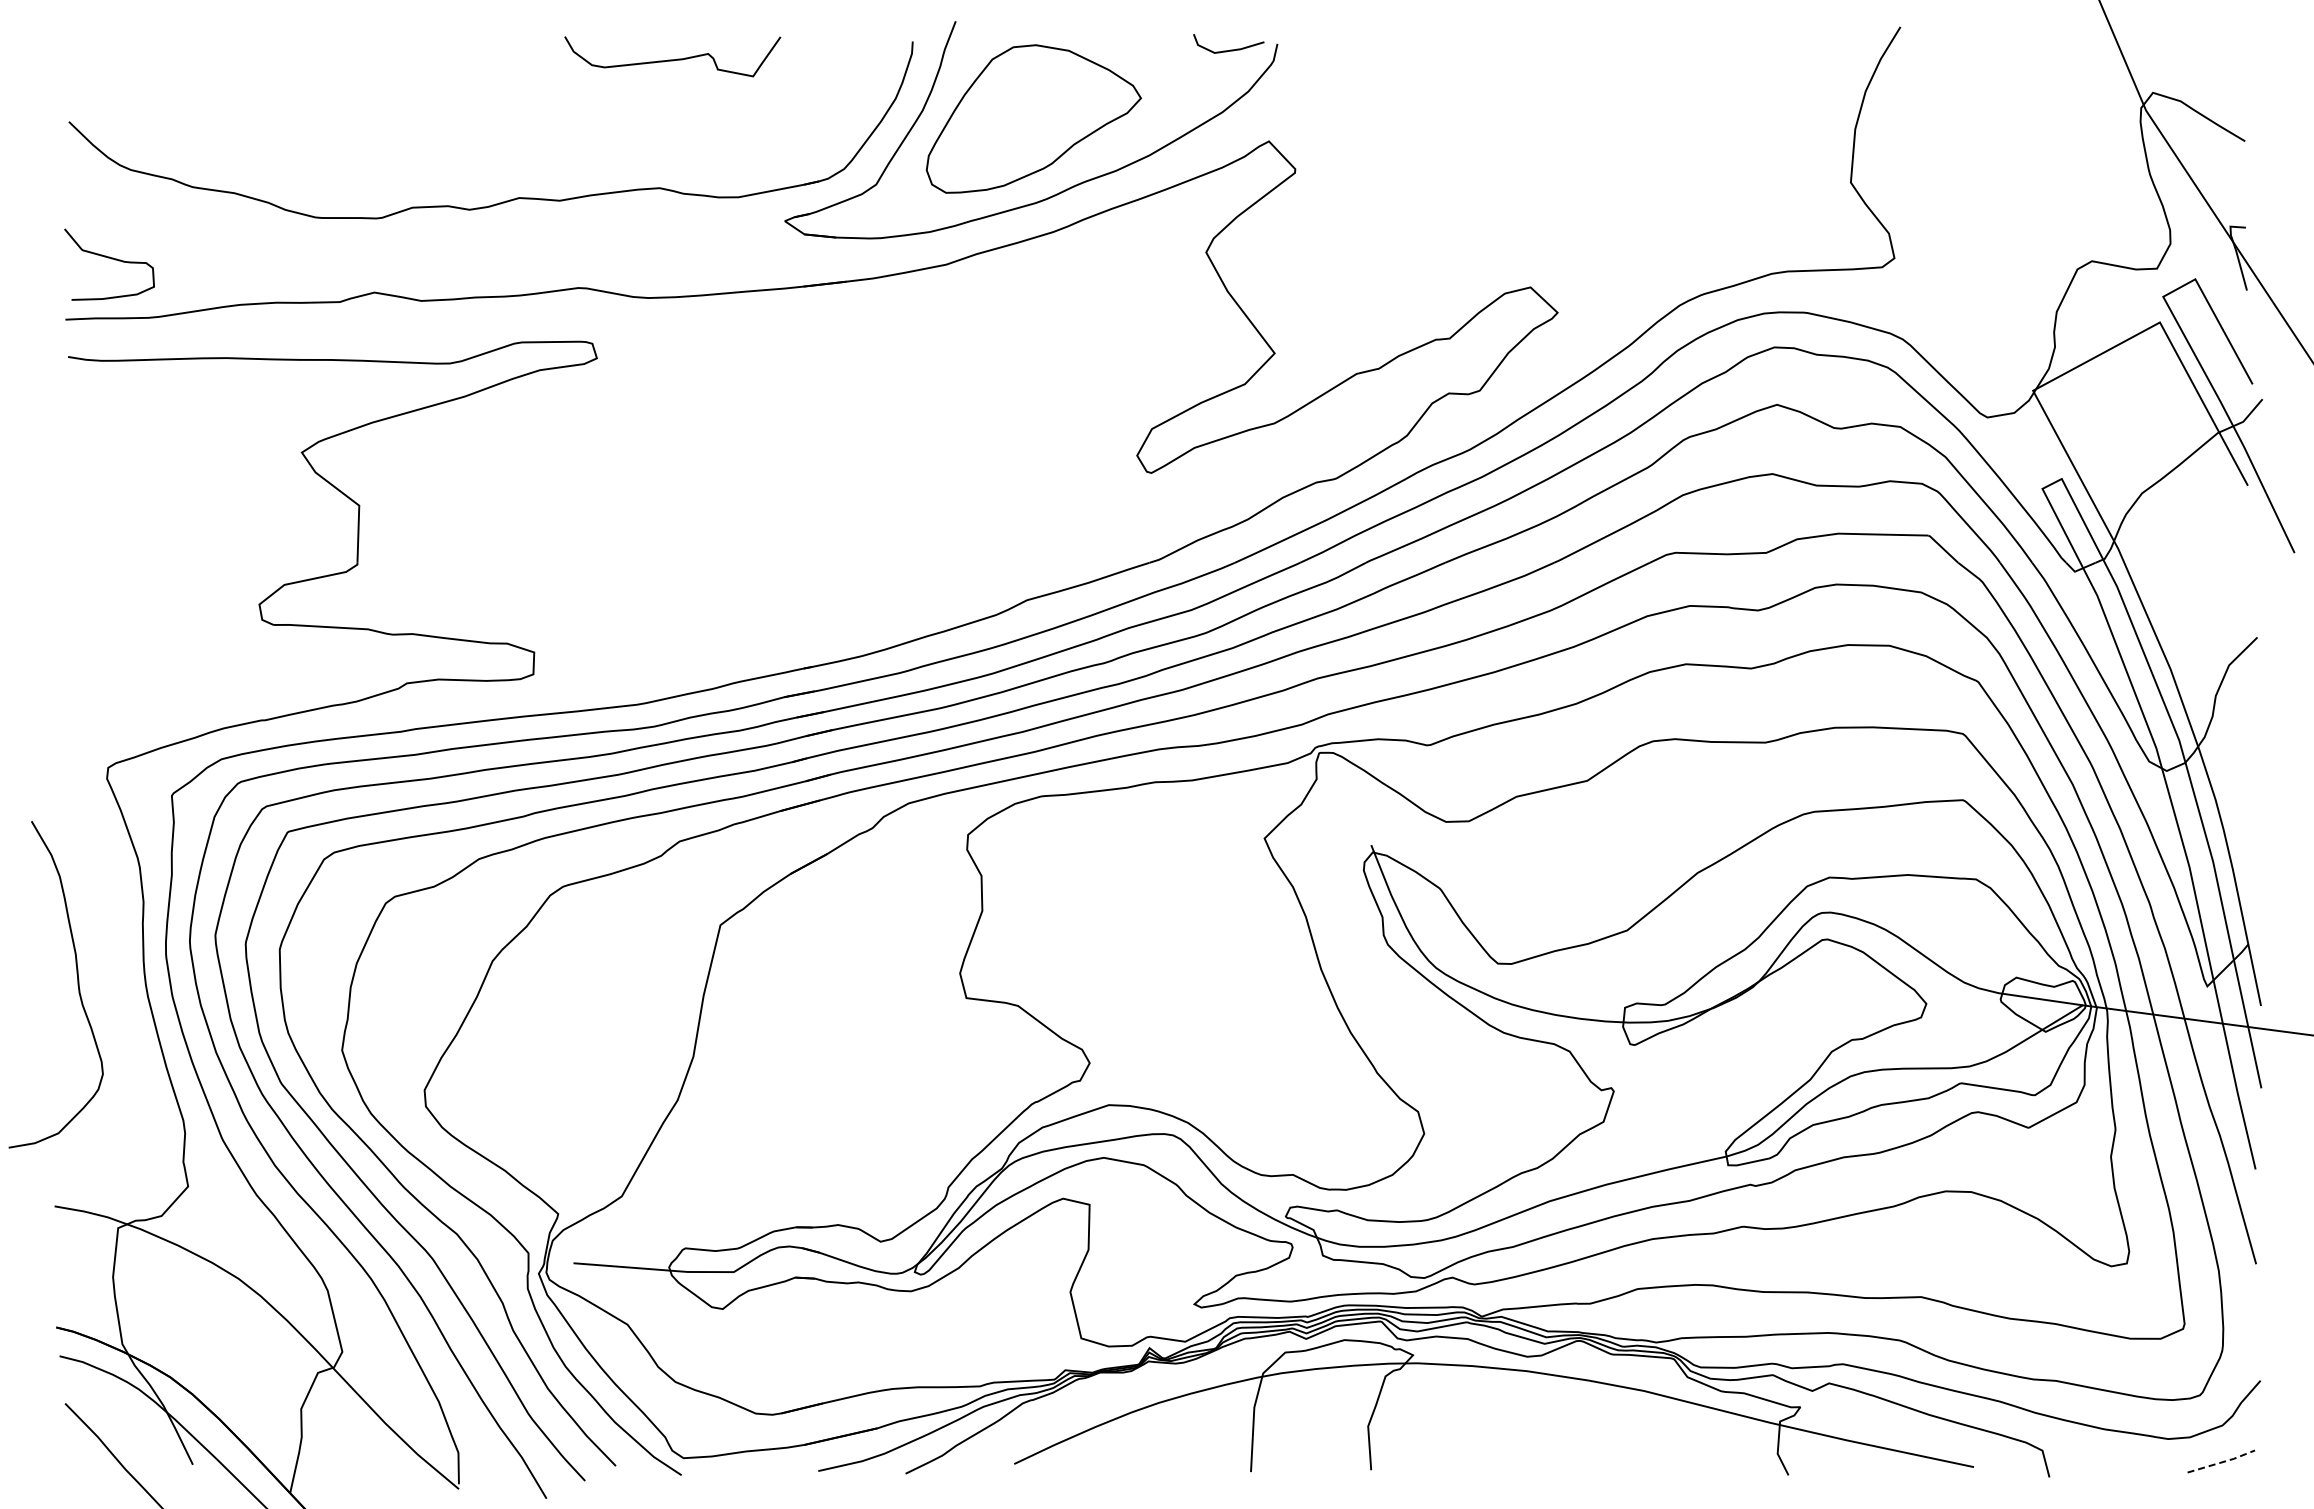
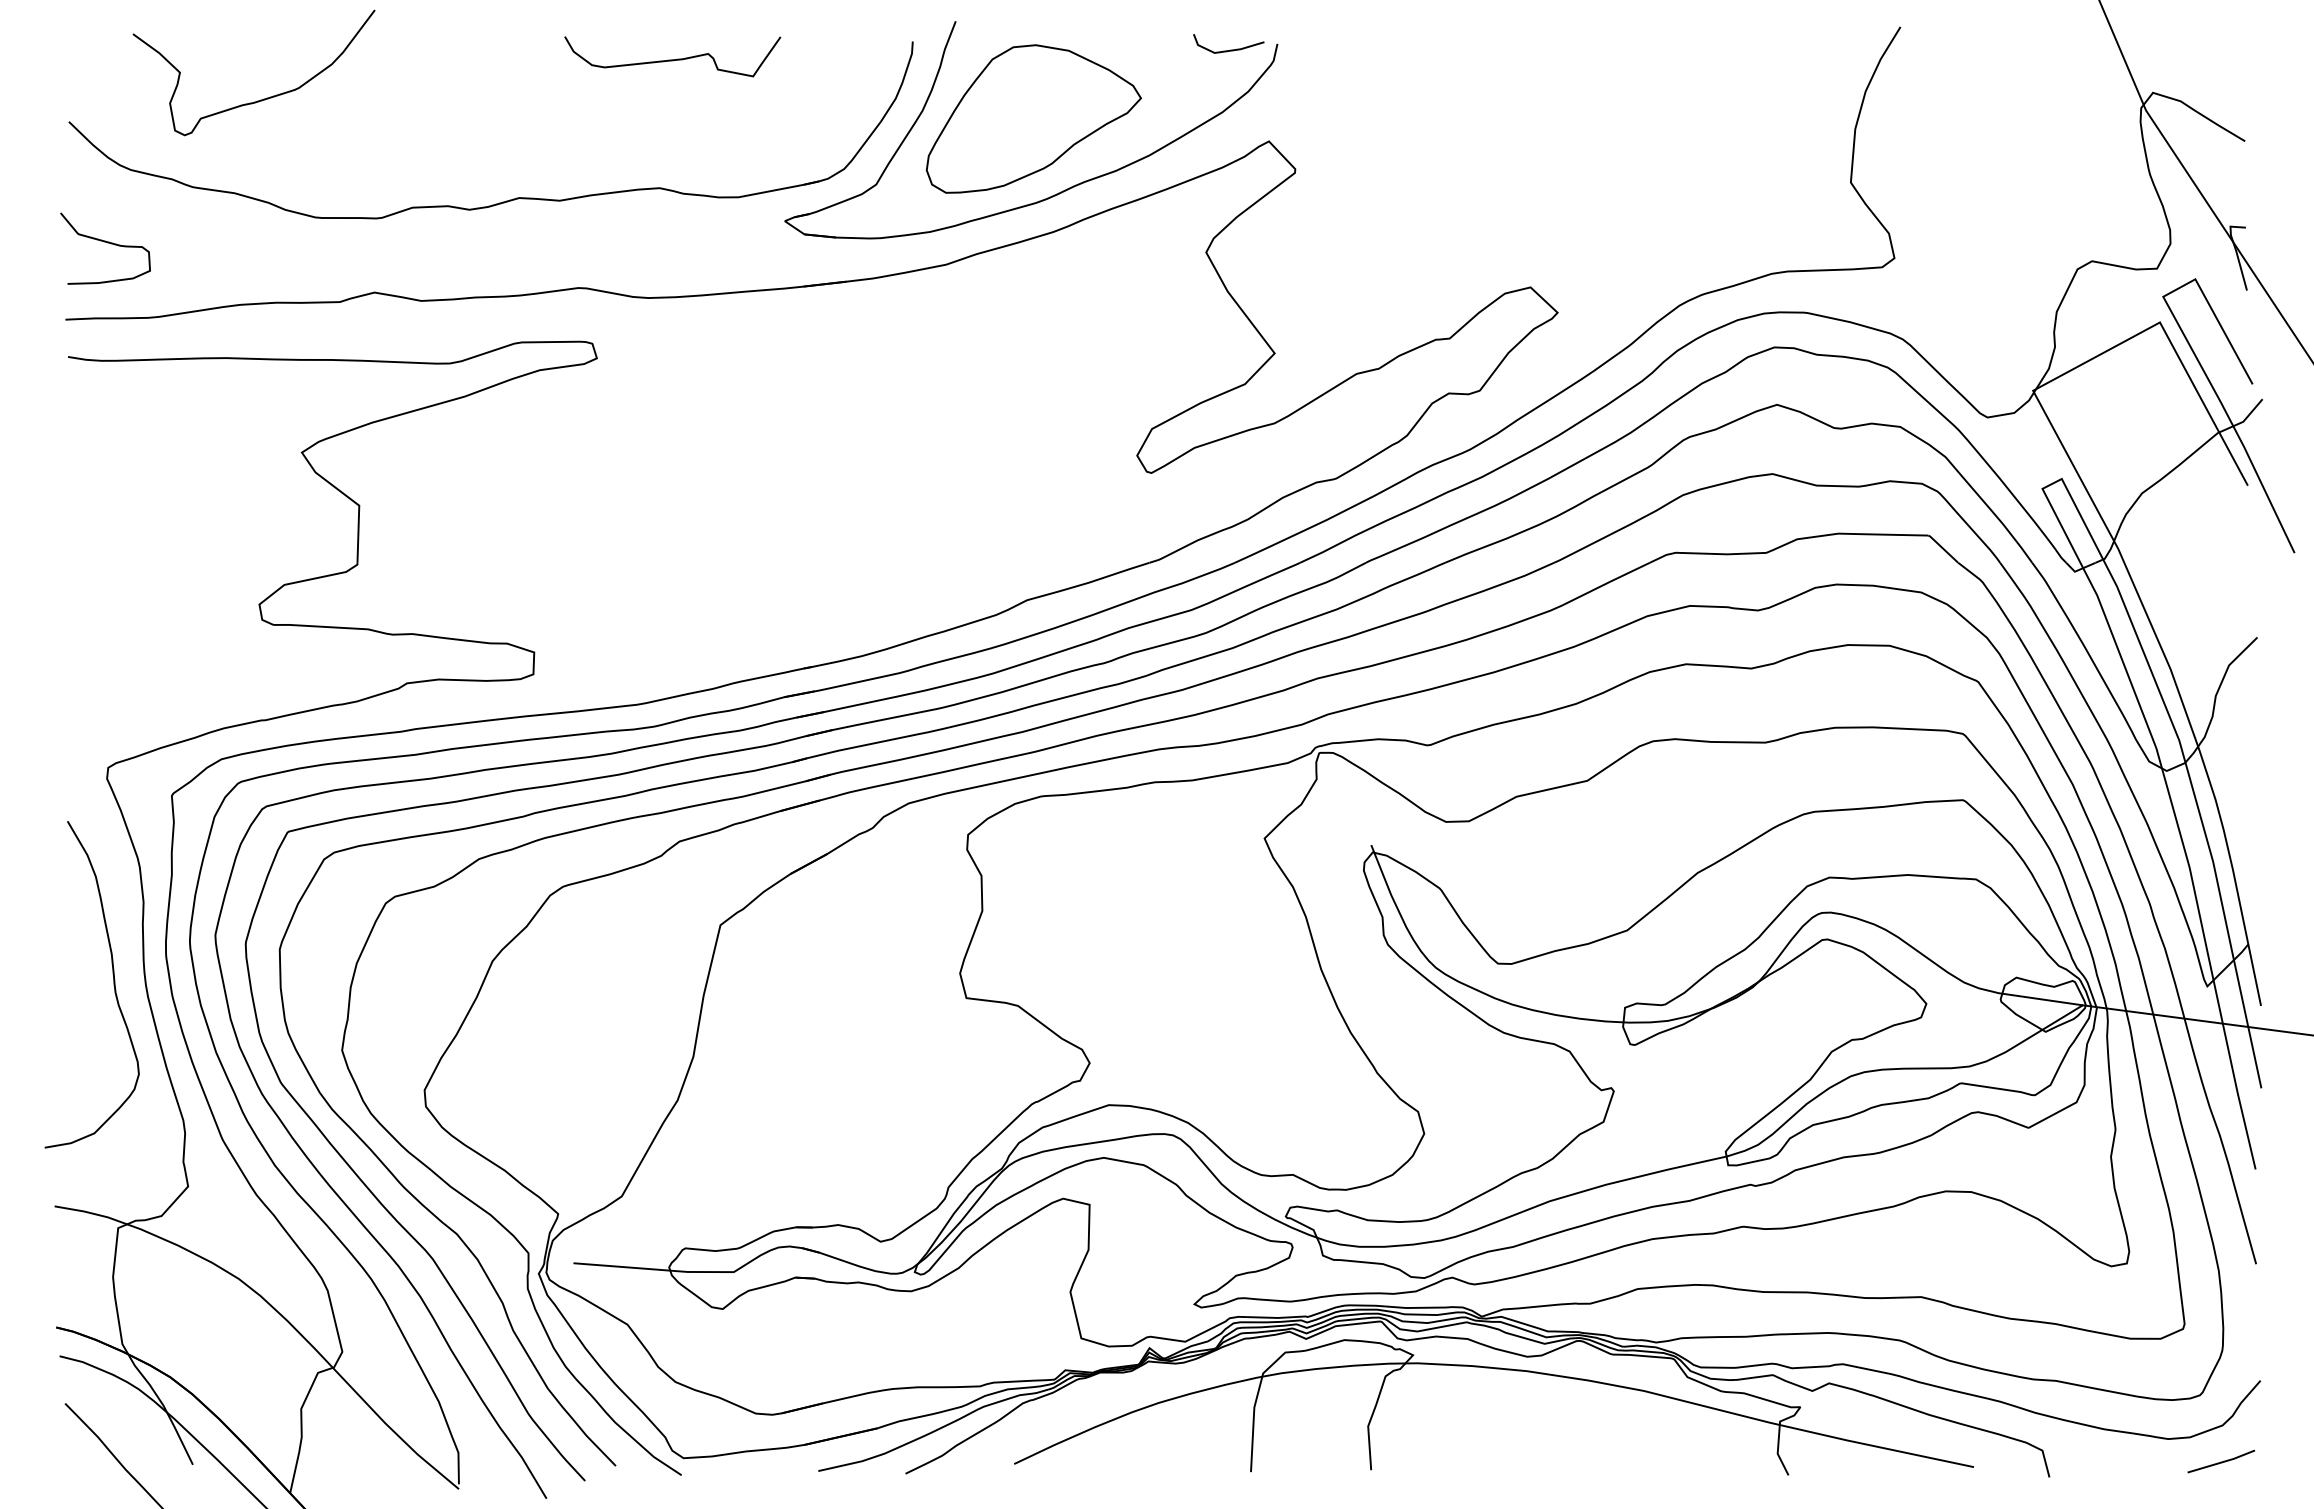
curve: none -> present (263, 98)
curve position: (111, 259) -> (107, 243) (107, 243)
curve position: (77, 984) -> (113, 984) (113, 984)
line: dashed -> solid (2222, 1462)
